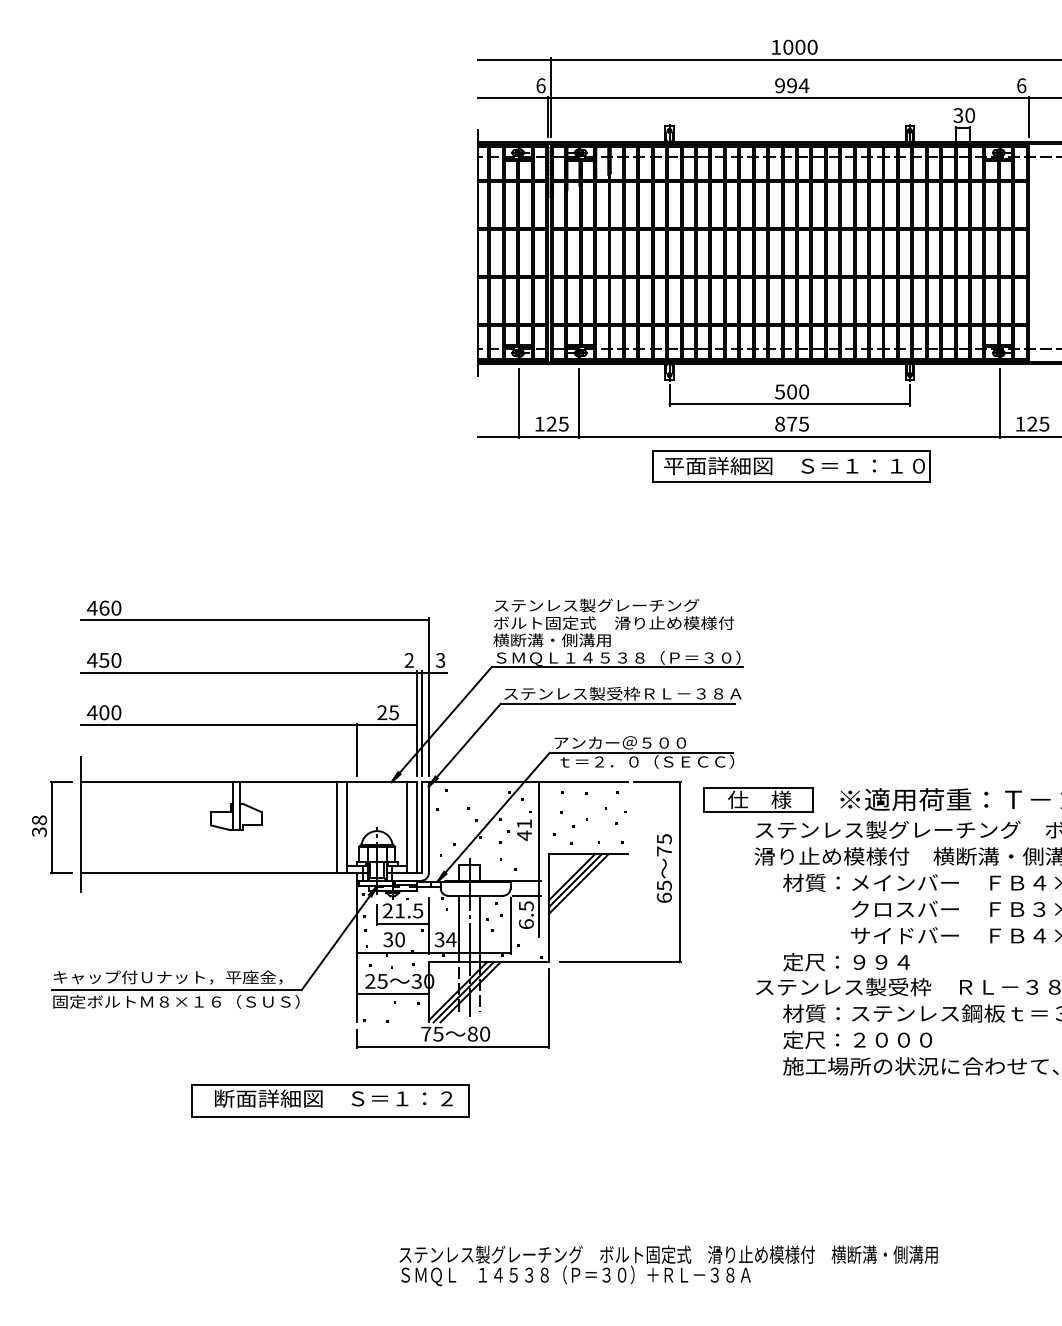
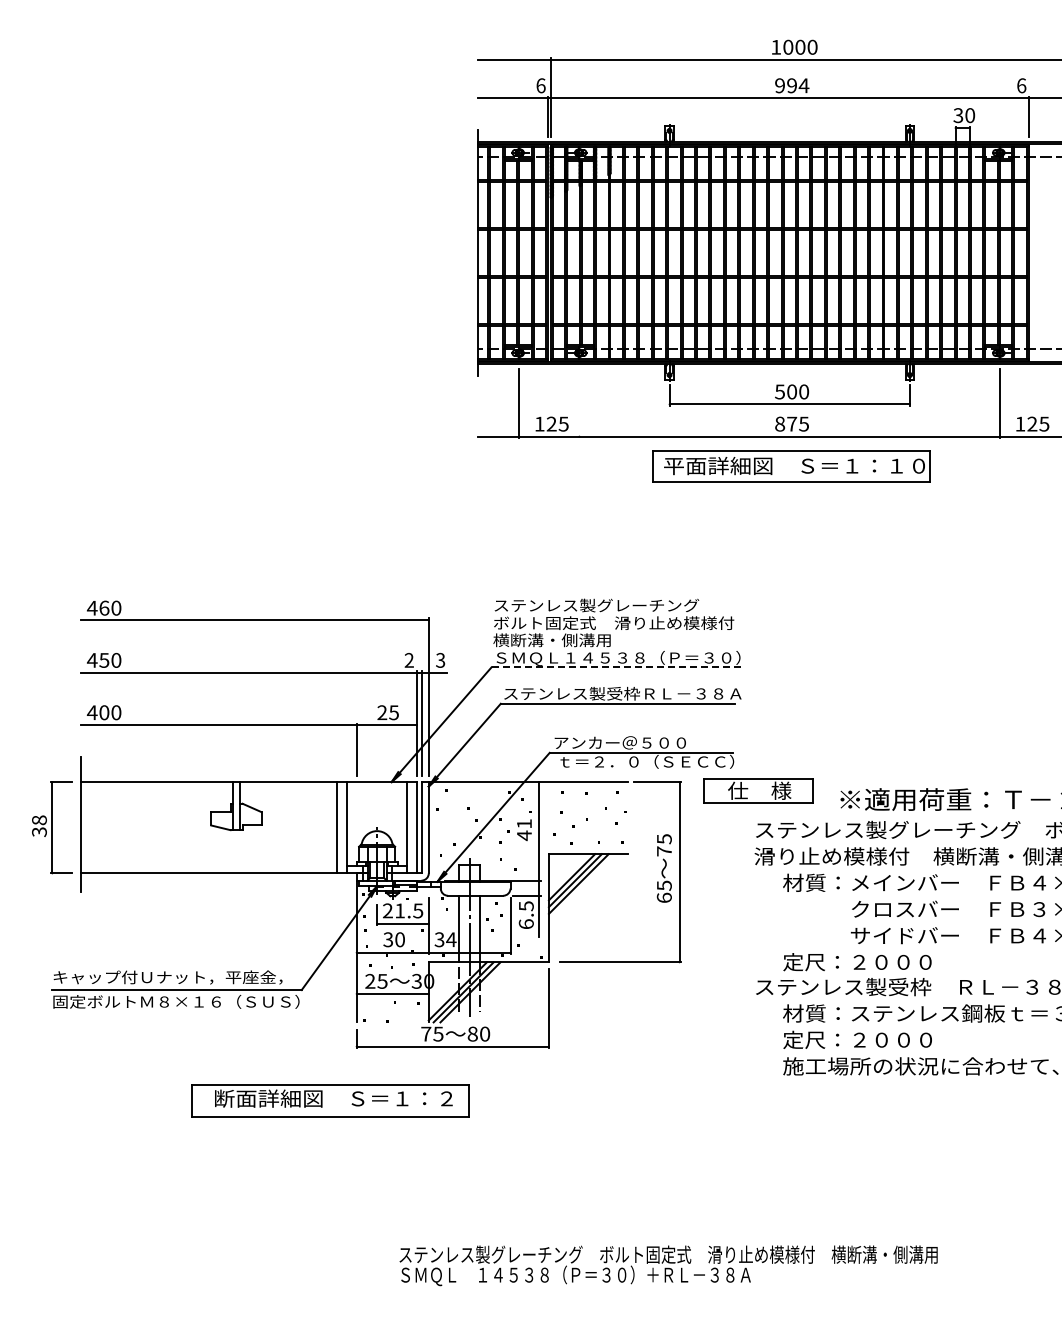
line: present -> none (579, 403)
line: solid -> dashed (617, 667)
part position: (758, 799) -> (758, 790) (758, 790)
text: 定尺：９９４ -> 定尺：２０００ (892, 961)
